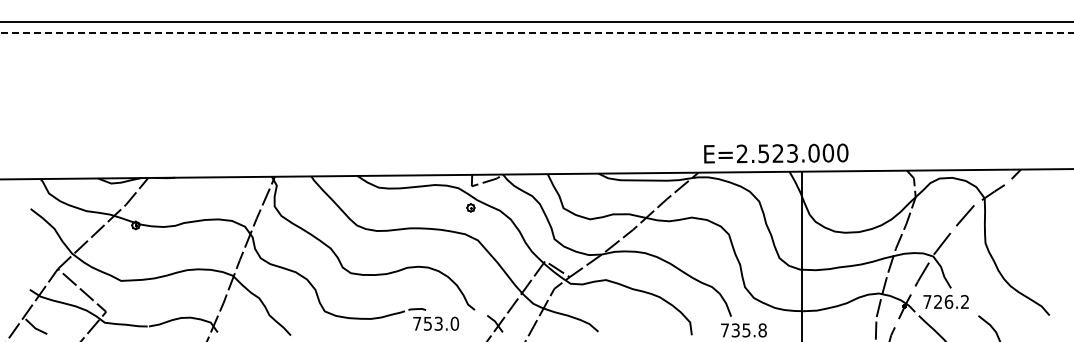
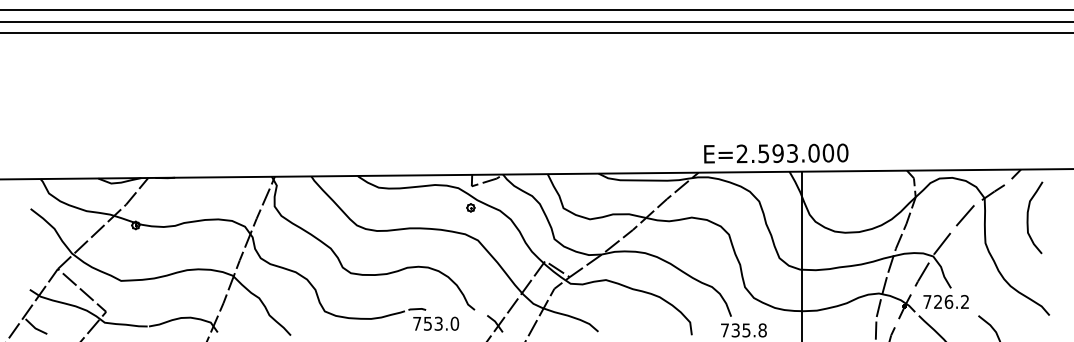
line: none -> present (536, 10)
line: dashed -> solid (537, 33)
text: E=2.523.000 -> E=2.593.000 (777, 153)
curve: none -> present (1028, 217)
